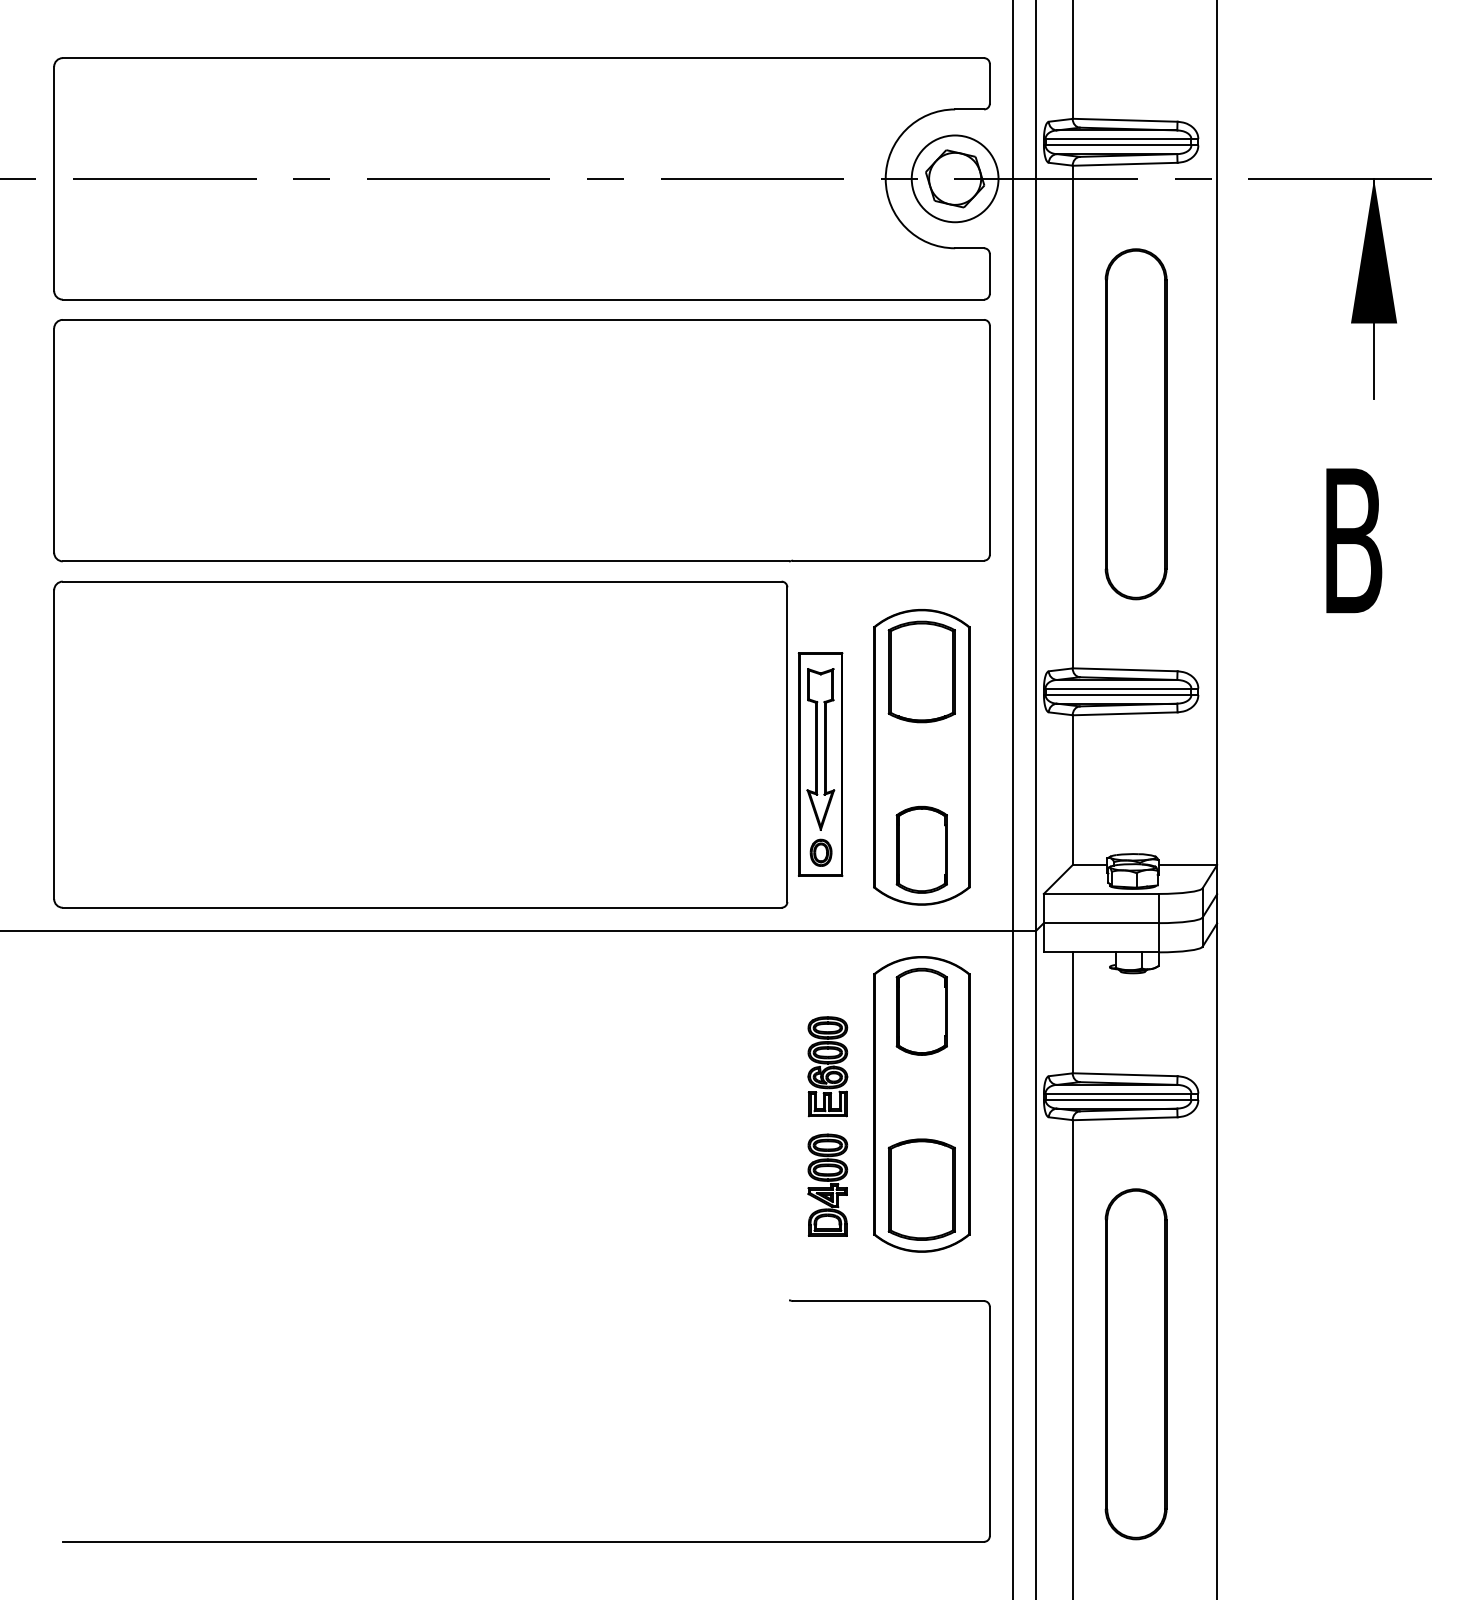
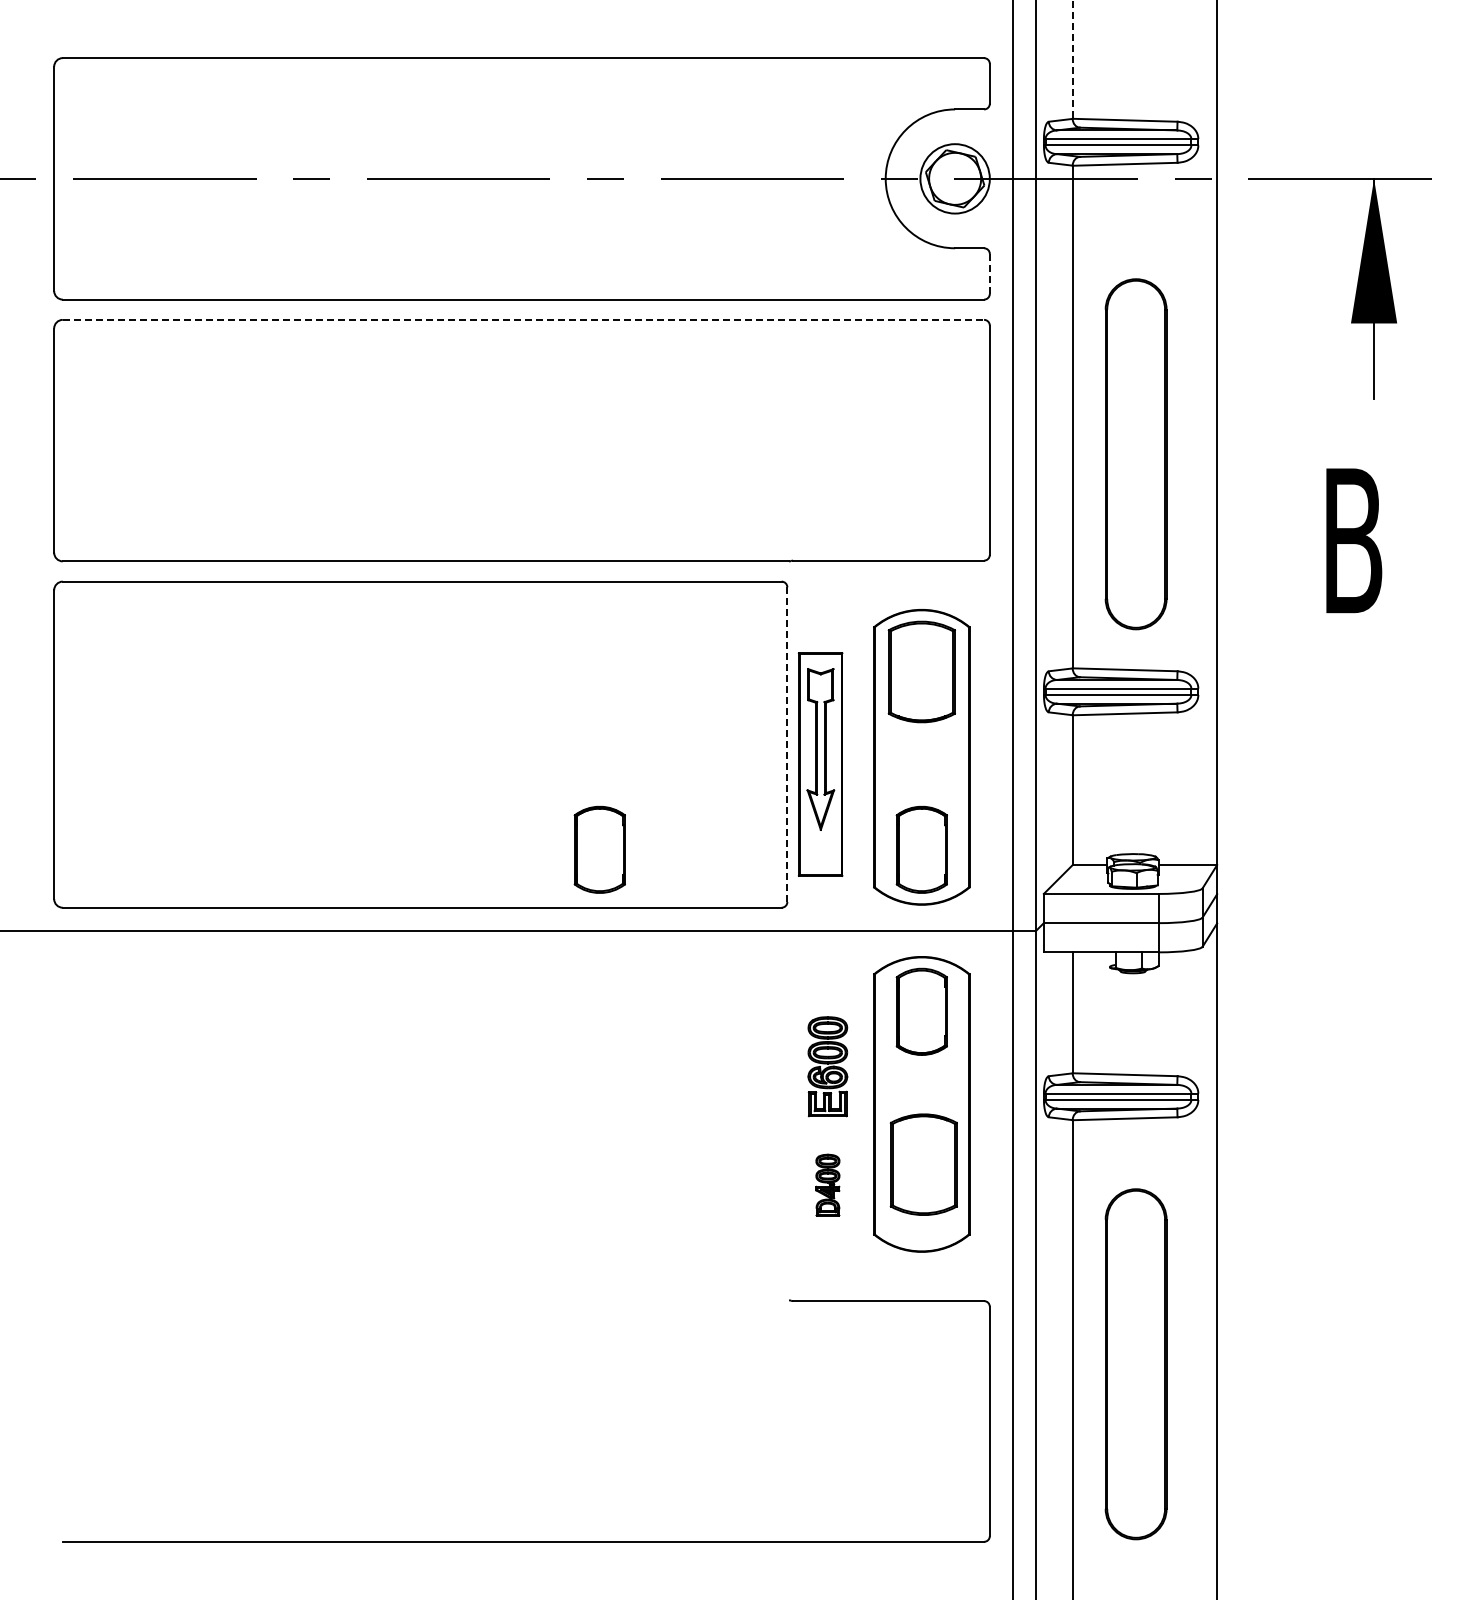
line: solid -> dashed (1072, 59)
circle diameter: 87 px -> 69 px (954, 178)
line: solid -> dashed (989, 273)
line: solid -> dashed (523, 319)
part position: (1135, 424) -> (1135, 454) (1135, 454)
line: solid -> dashed (787, 745)
part: none -> present (599, 849)
part: present -> none (820, 852)
part size: 42x104 px -> 26x64 px (827, 1184)
part position: (921, 1189) -> (923, 1164) (923, 1164)
